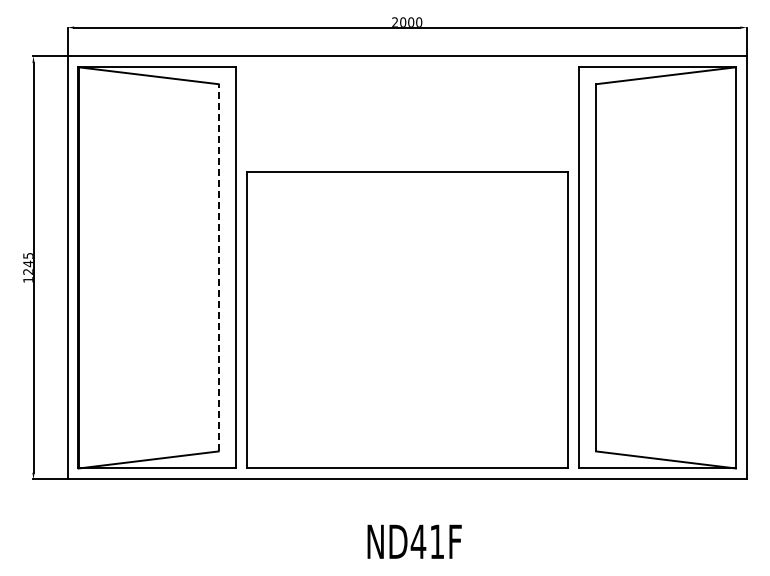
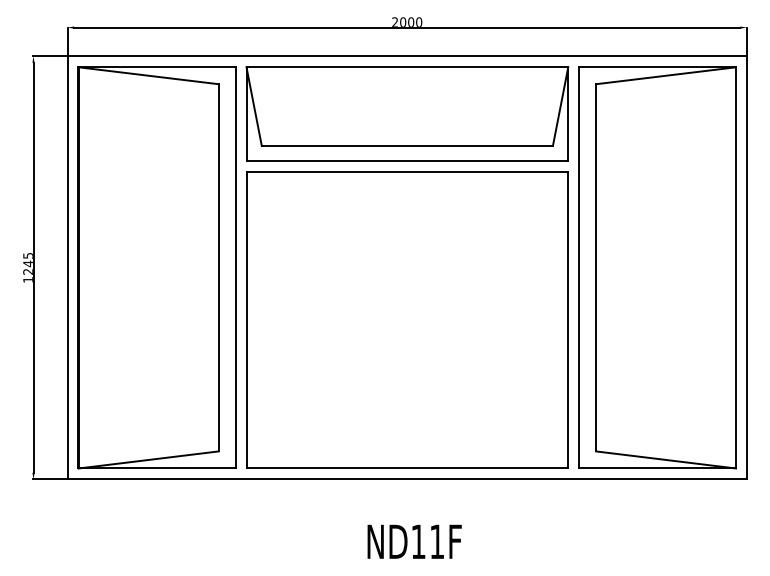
part: none -> present (407, 113)
line: dashed -> solid (218, 267)
text: ND41F -> ND11F (418, 541)
